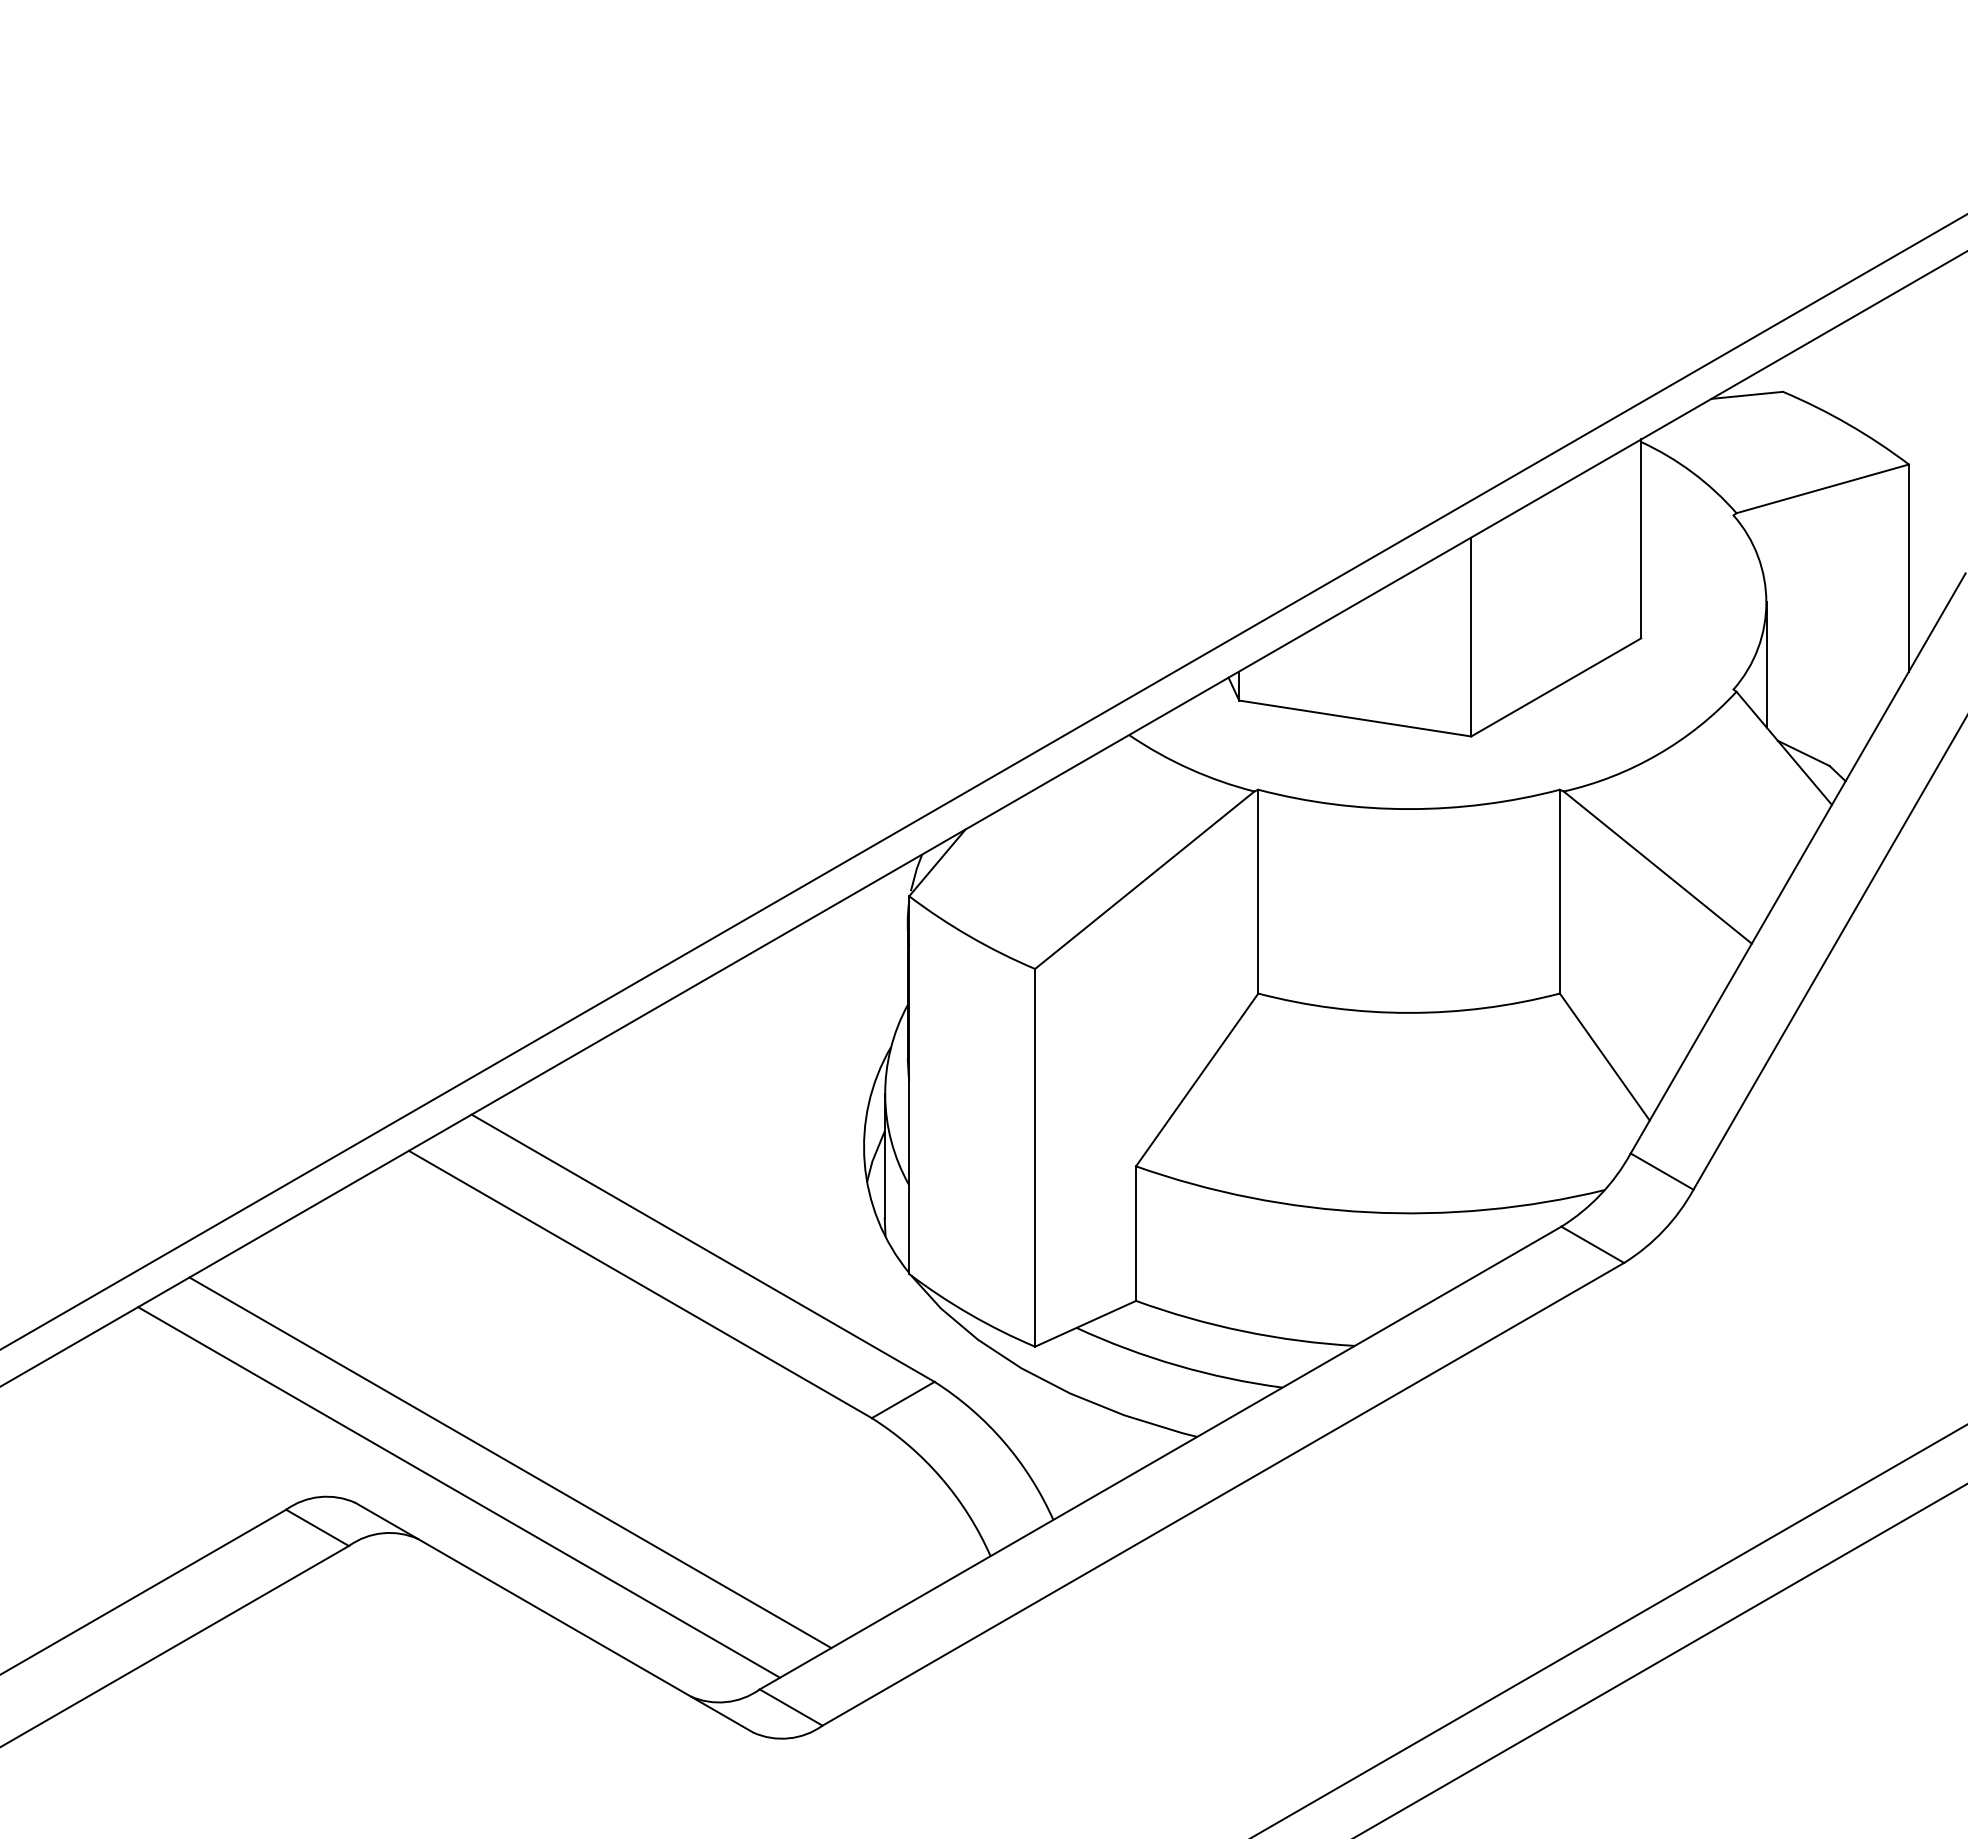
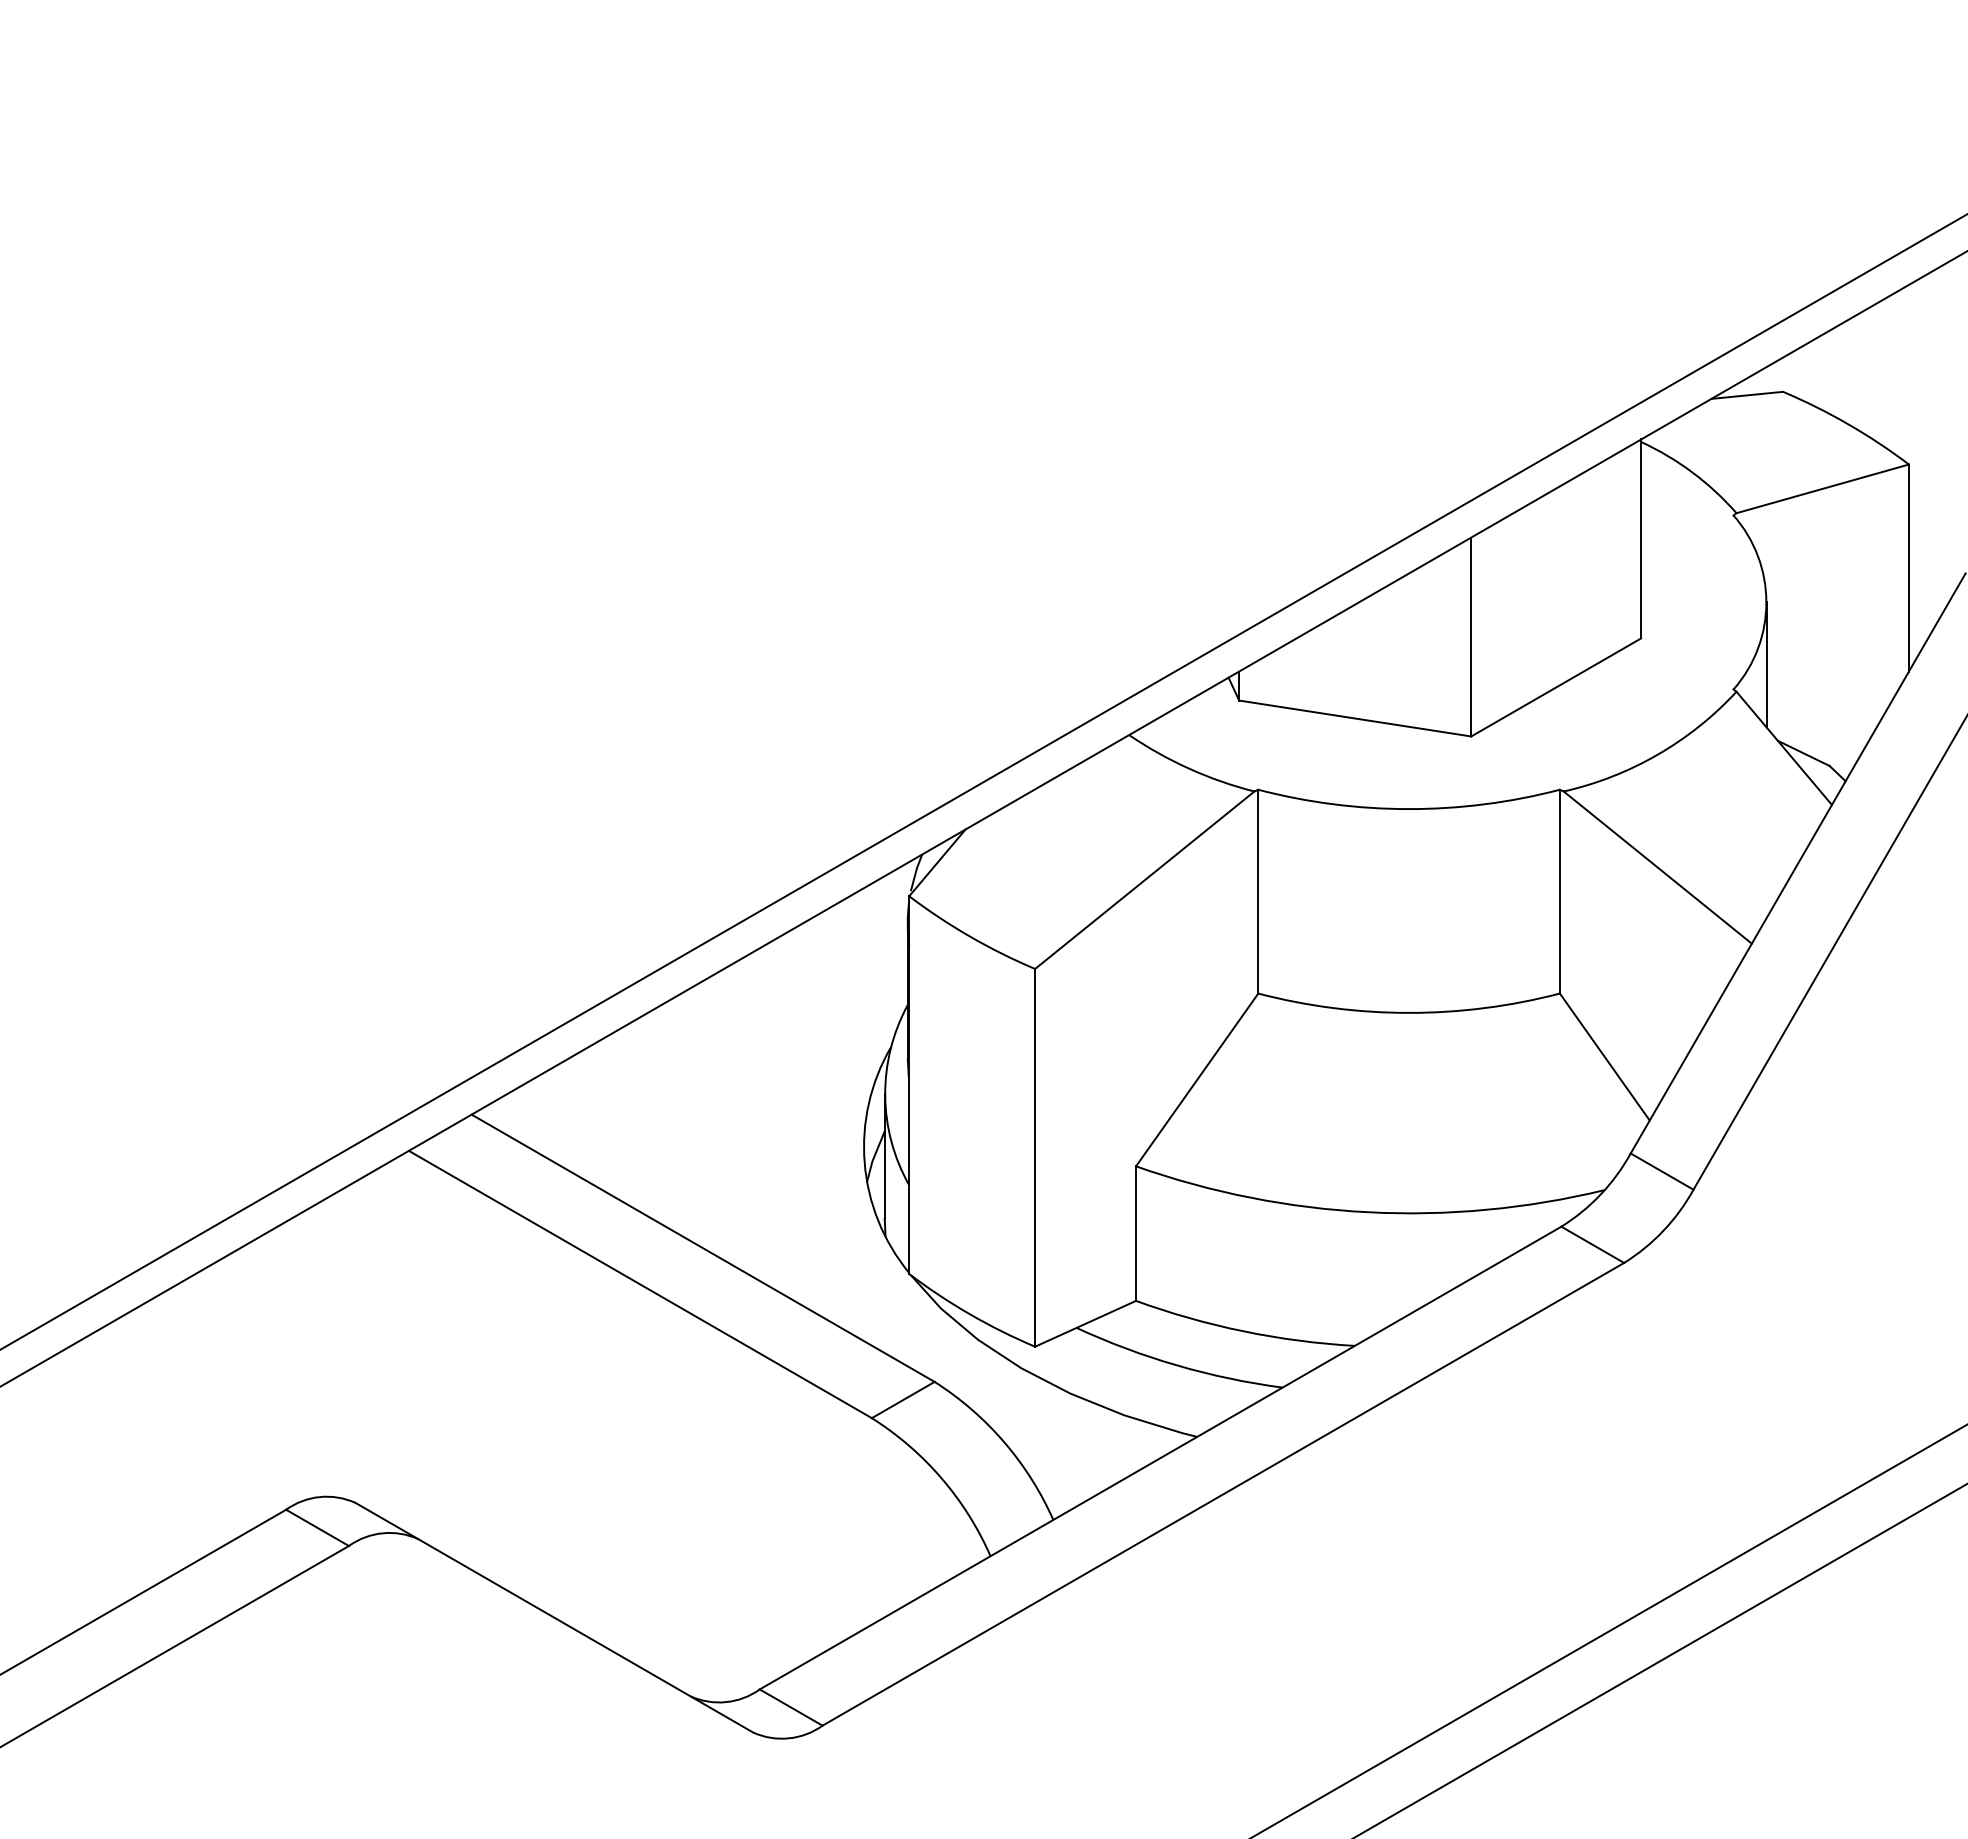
line: present -> none (510, 1462)
line: present -> none (459, 1492)
